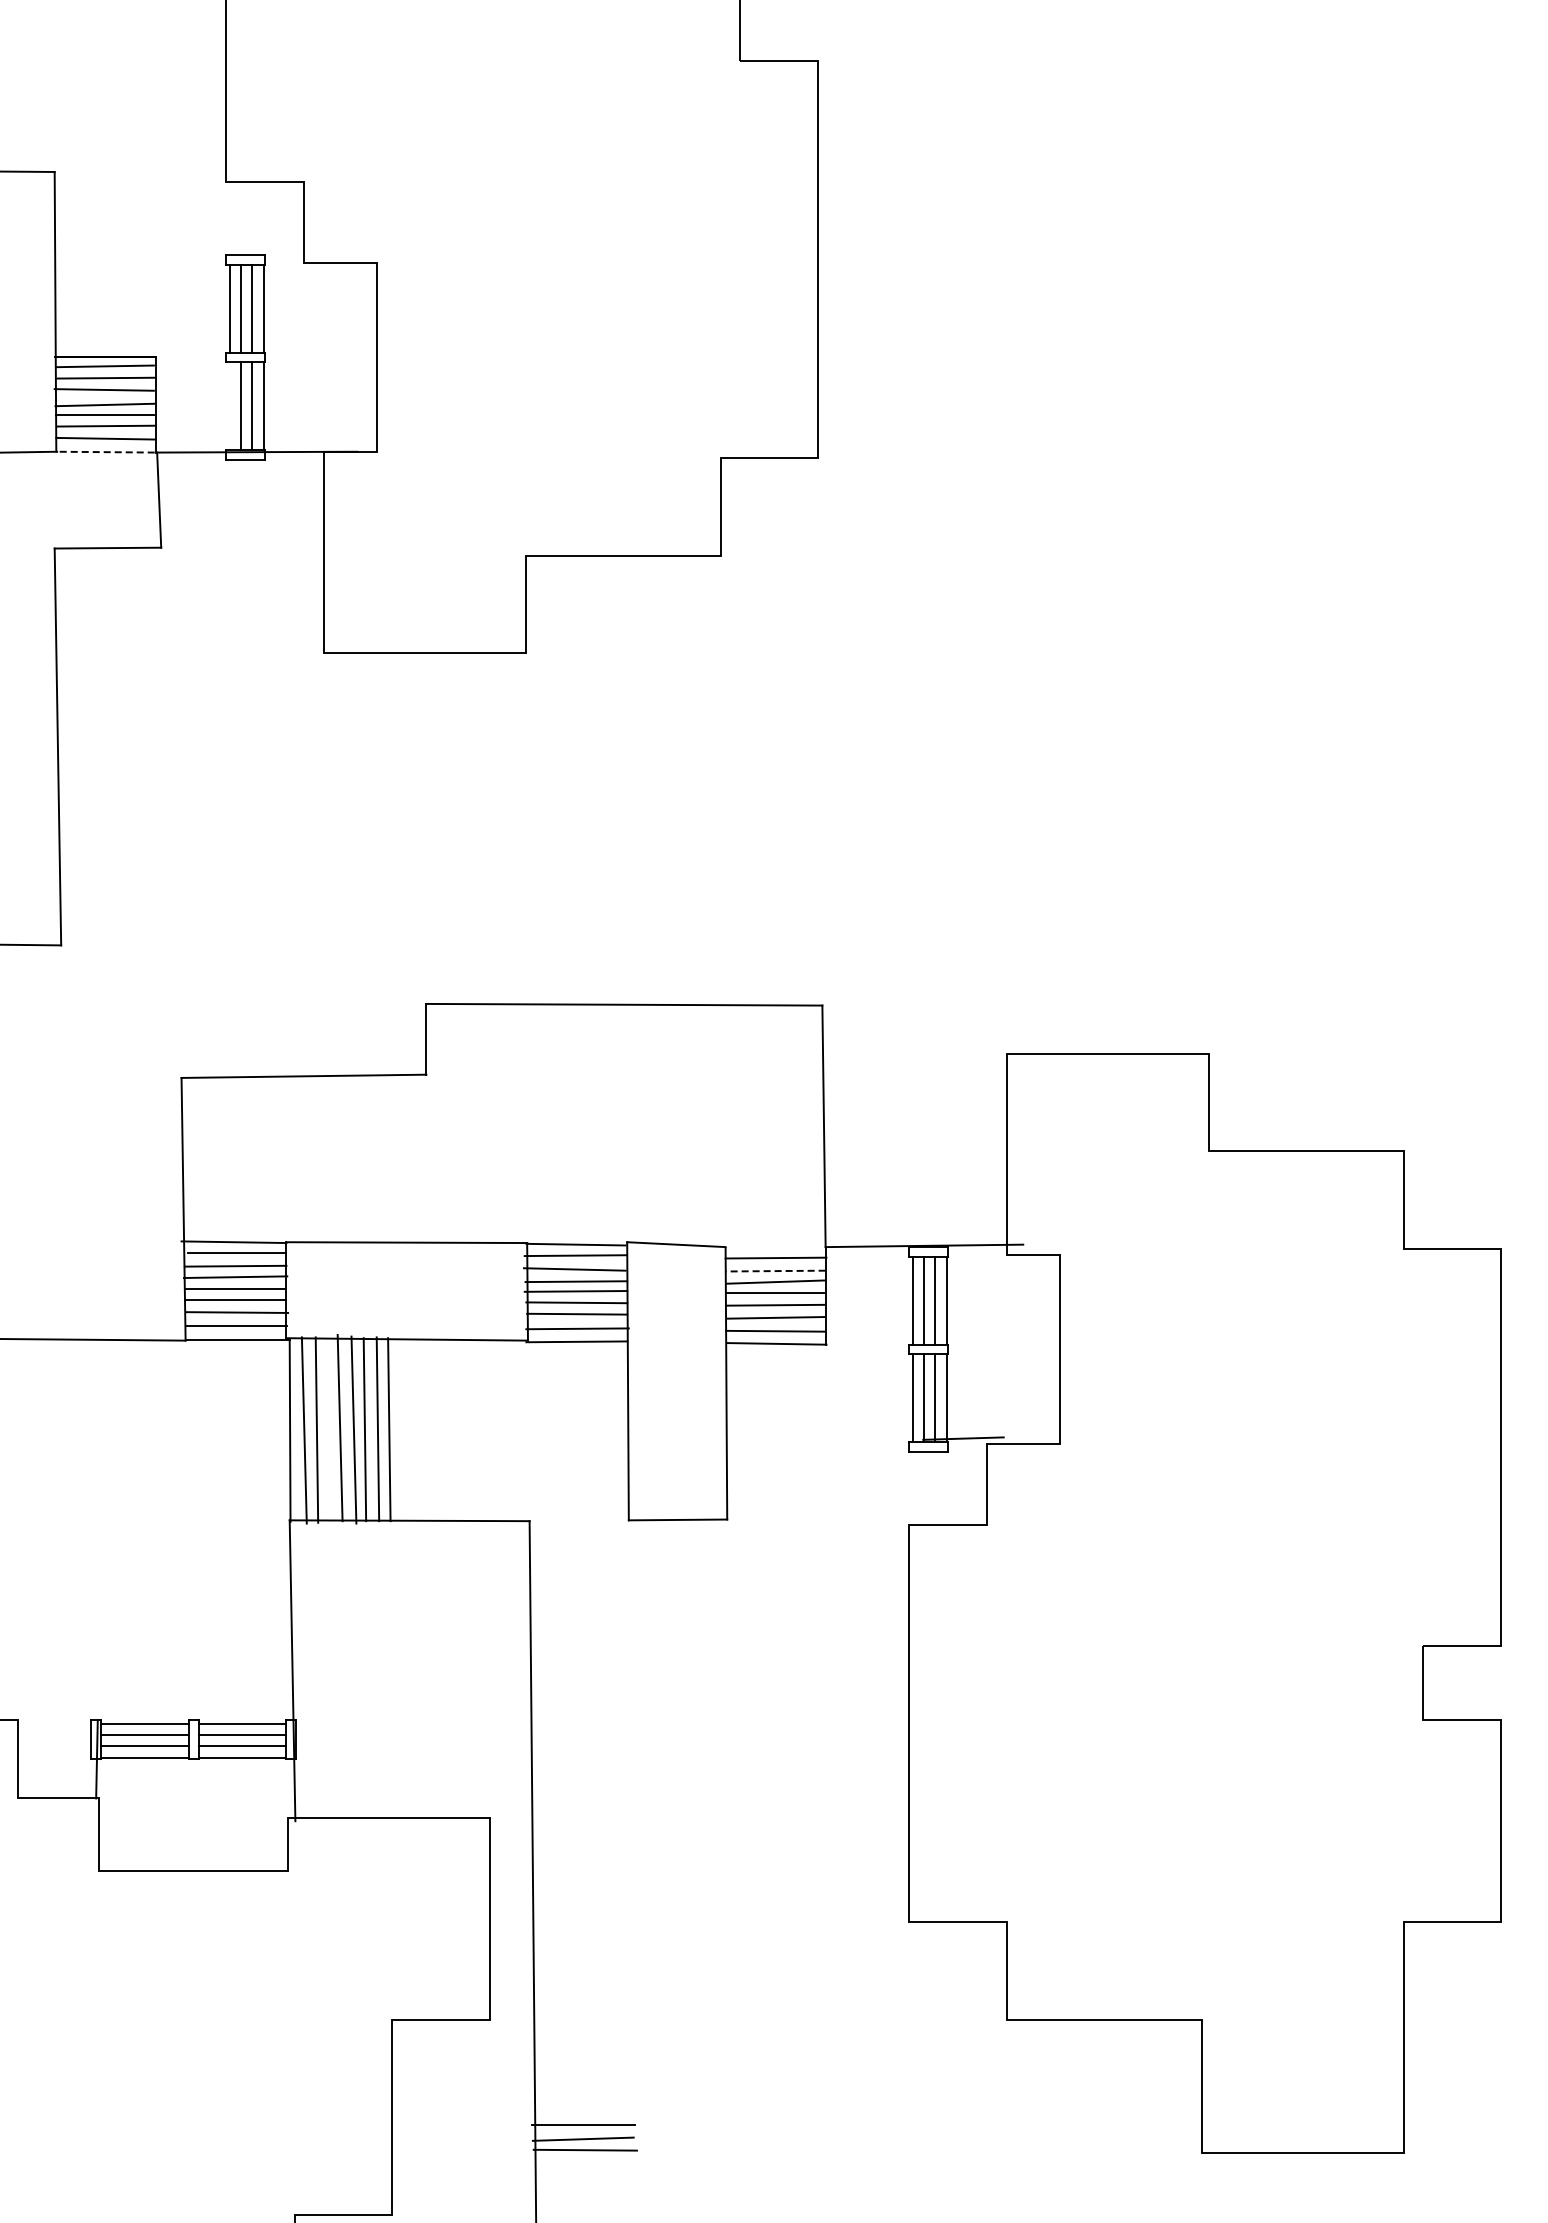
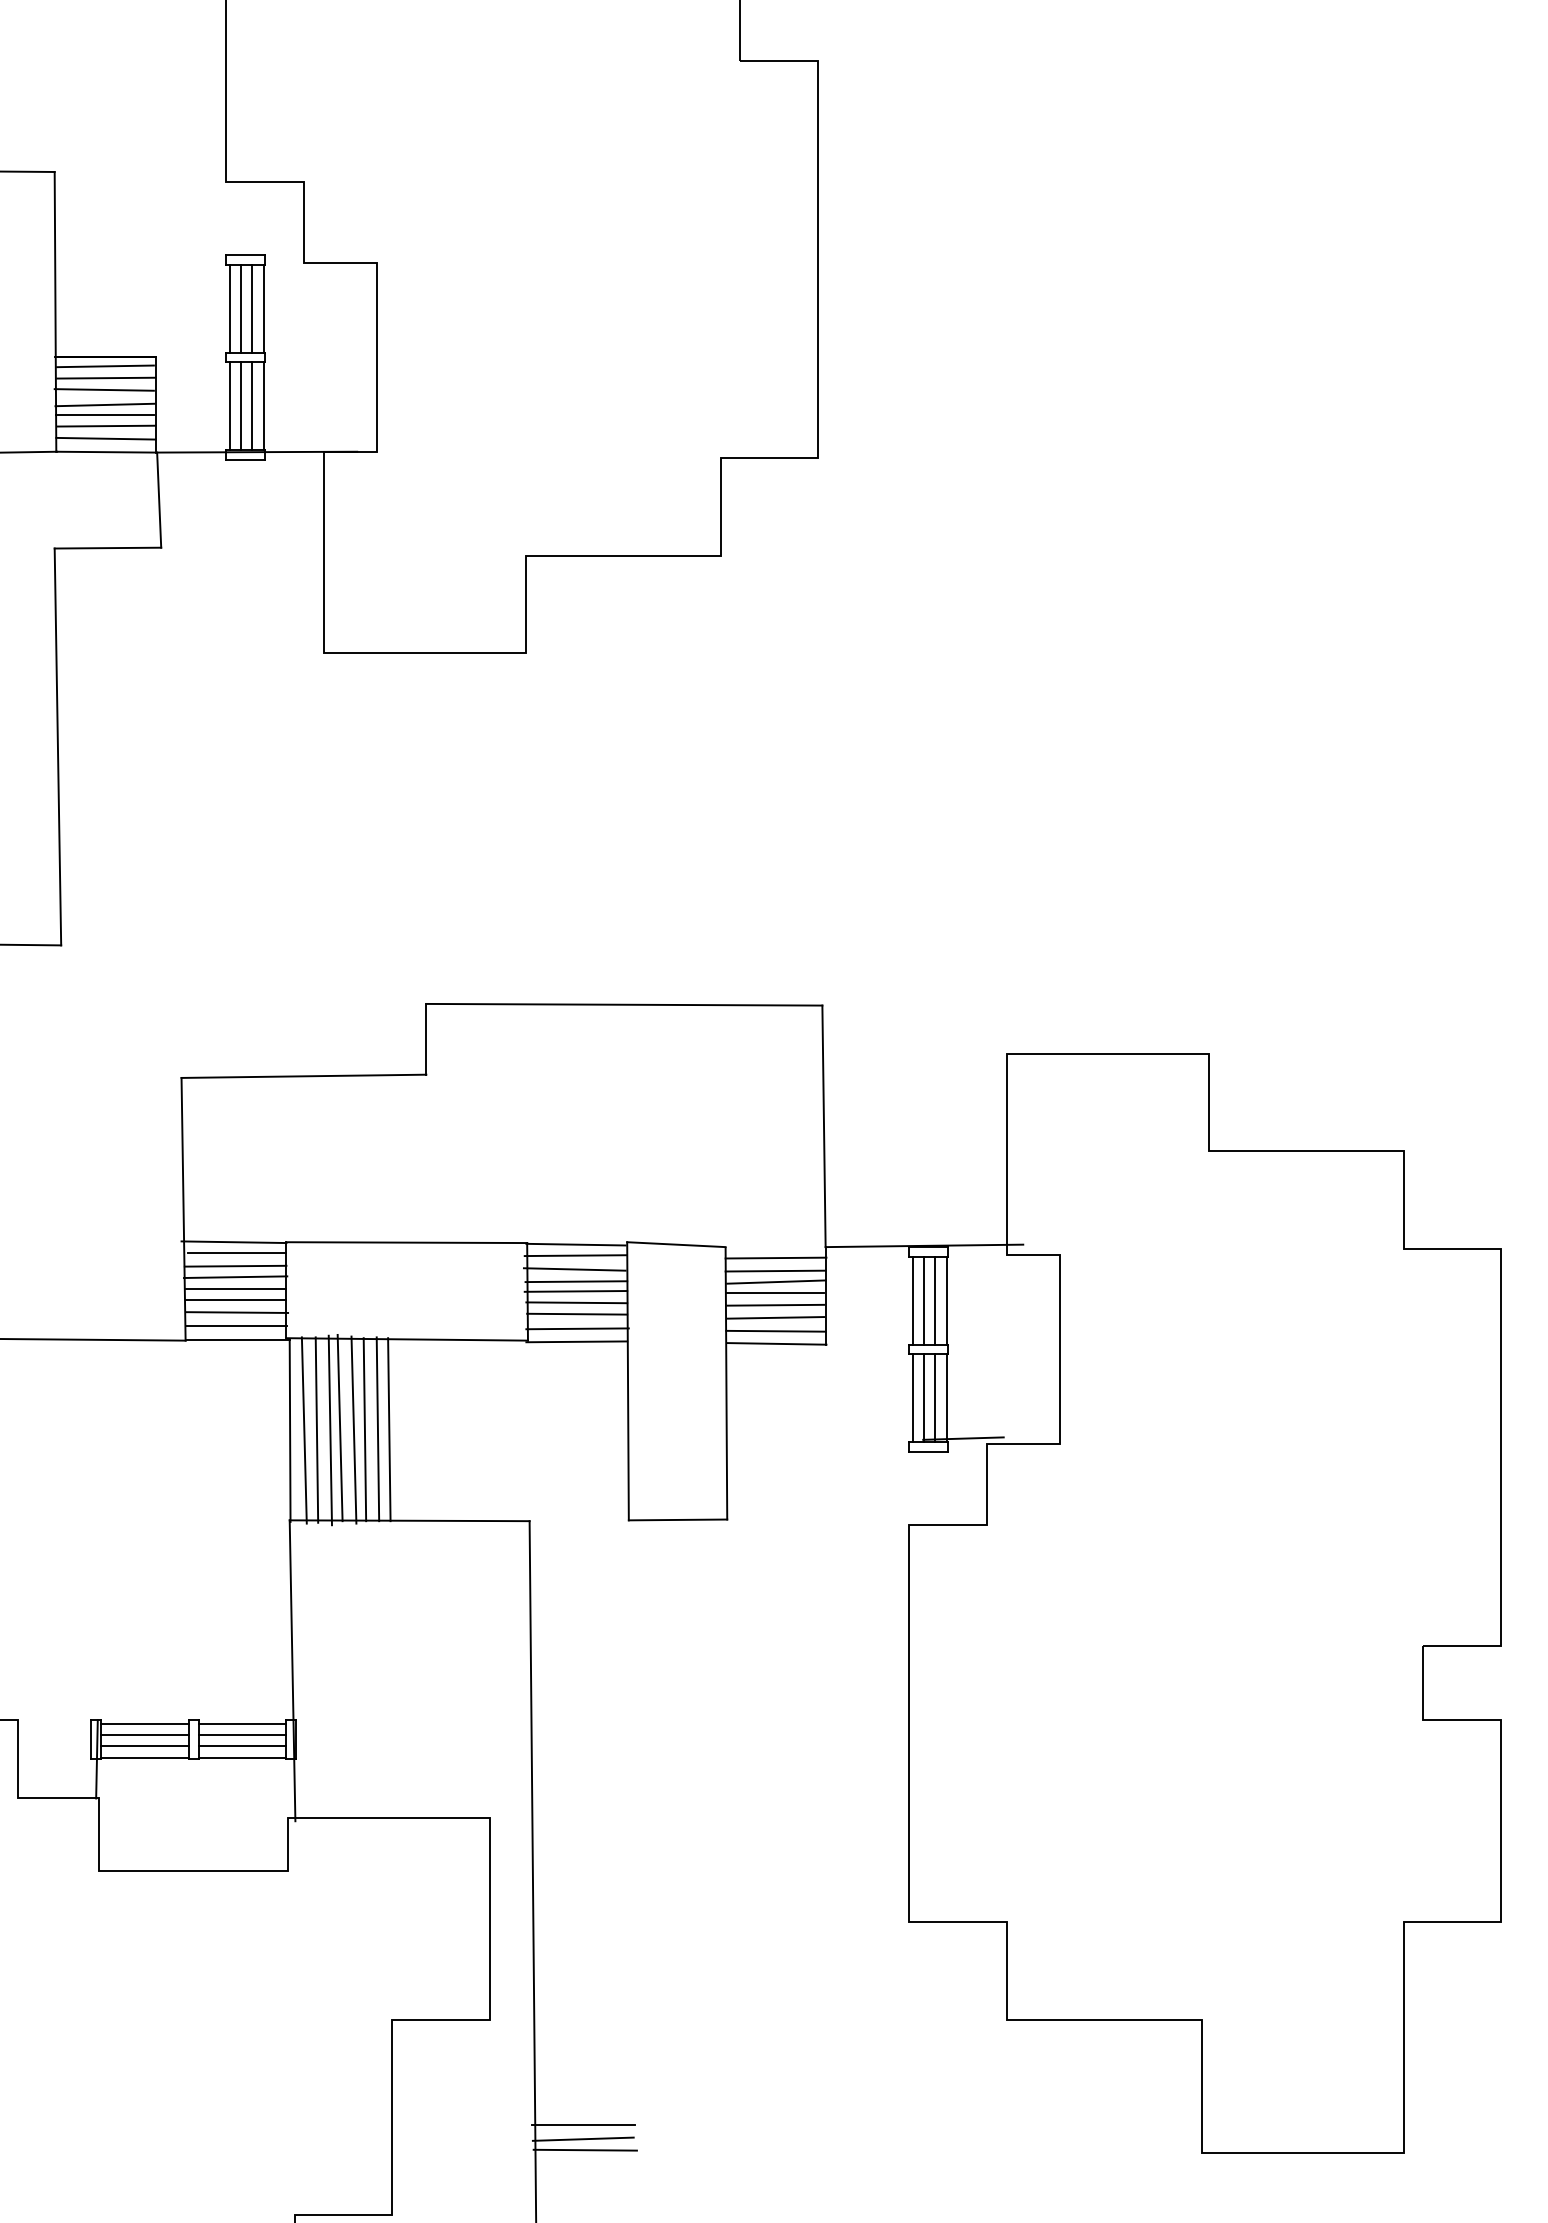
line: none -> present (229, 406)
line: dashed -> solid (105, 452)
line: dashed -> solid (775, 1271)
line: none -> present (330, 1430)
